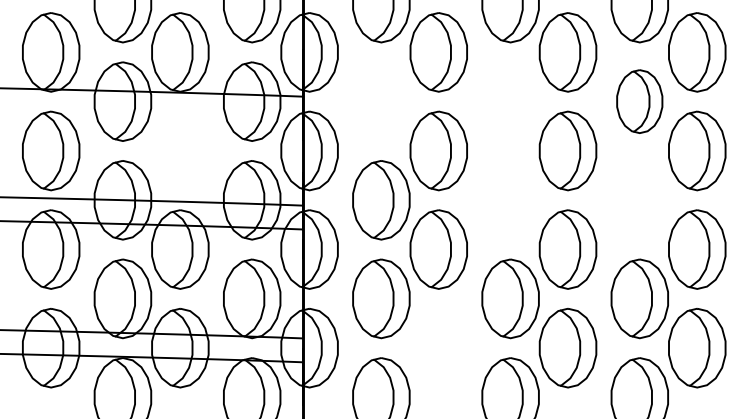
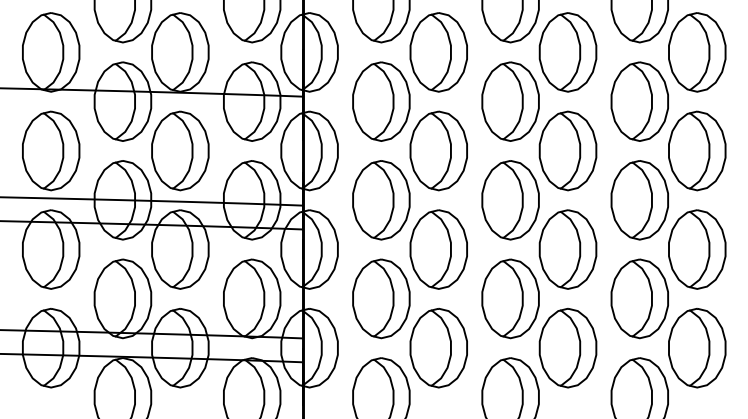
part: none -> present (381, 101)
part: none -> present (510, 101)
part size: 48x65 px -> 59x81 px (639, 101)
part: none -> present (180, 150)
part: none -> present (510, 200)
part: none -> present (639, 200)
part: none -> present (438, 348)
